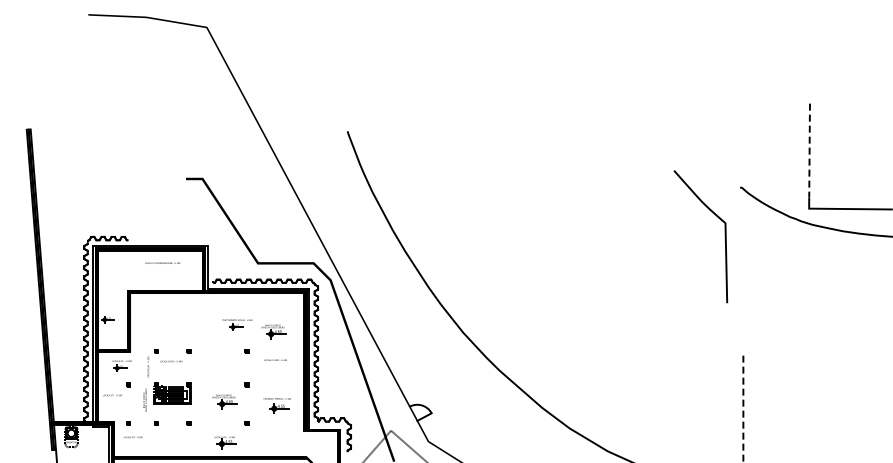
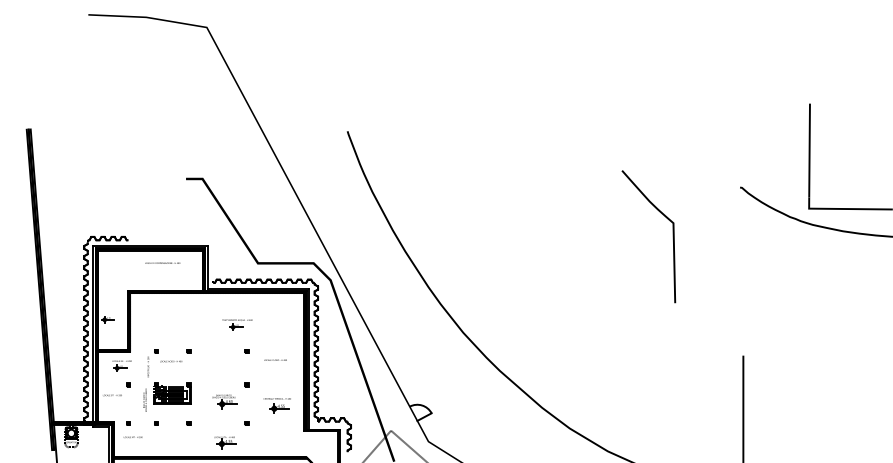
line: dashed -> solid (809, 150)
curve position: (724, 236) -> (672, 236) (672, 236)
part: present -> none (273, 331)
line: dashed -> solid (743, 409)
